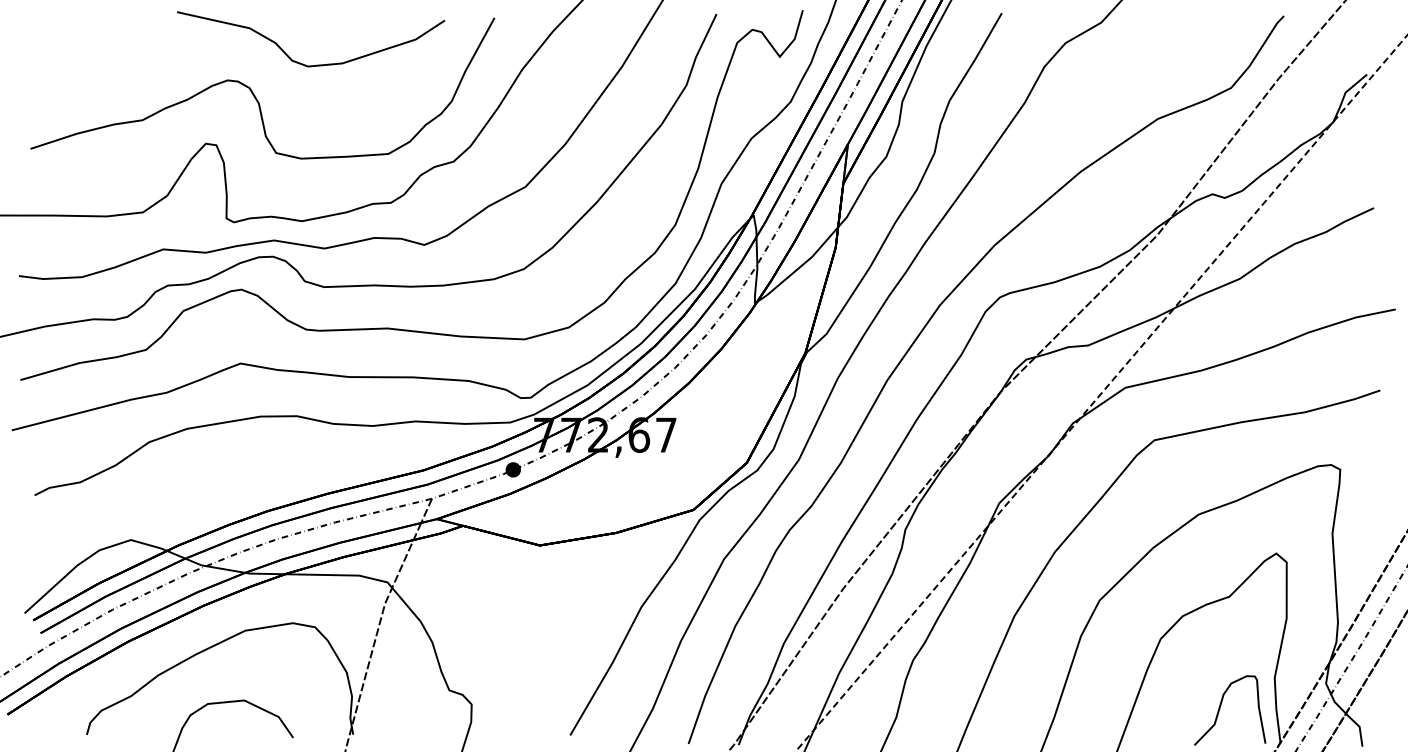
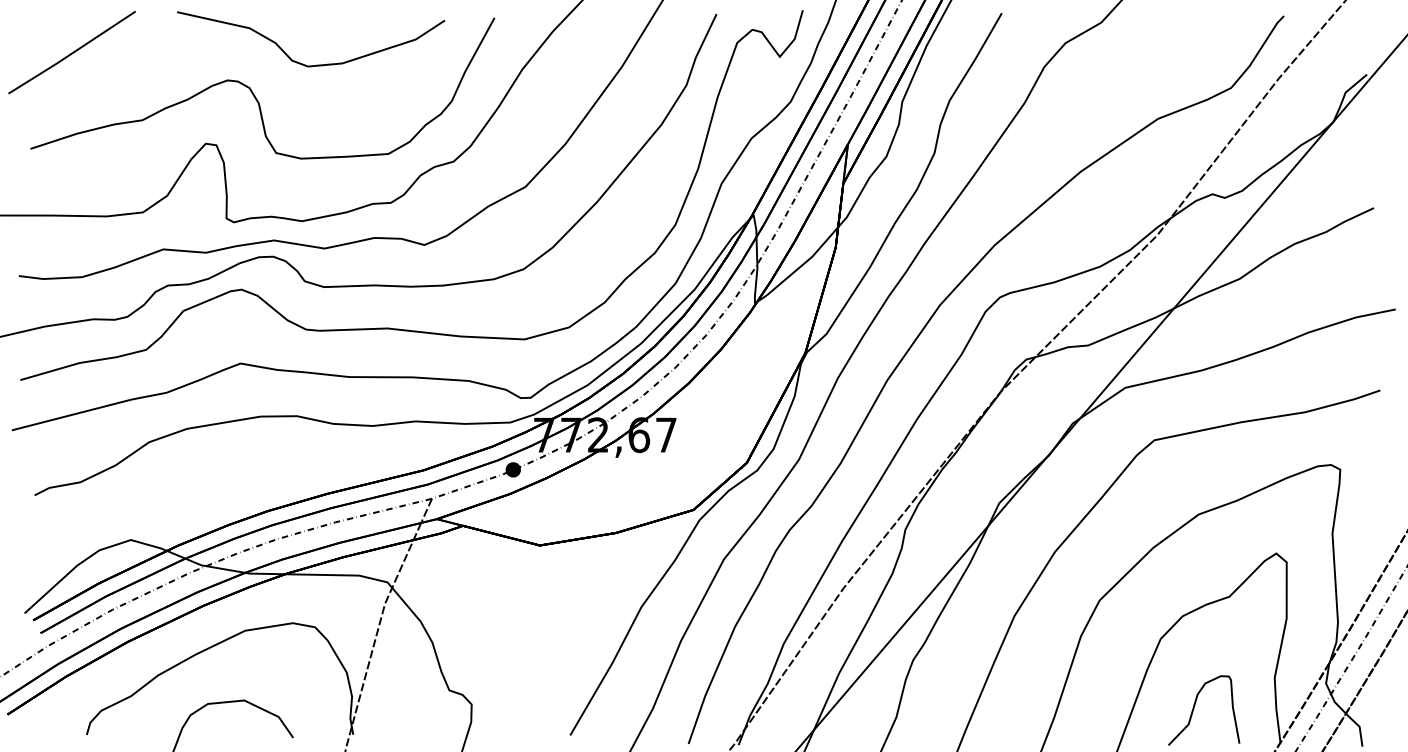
line: none -> present (71, 52)
line: dashed -> solid (1102, 392)
curve position: (1220, 709) -> (1194, 709) (1194, 709)
